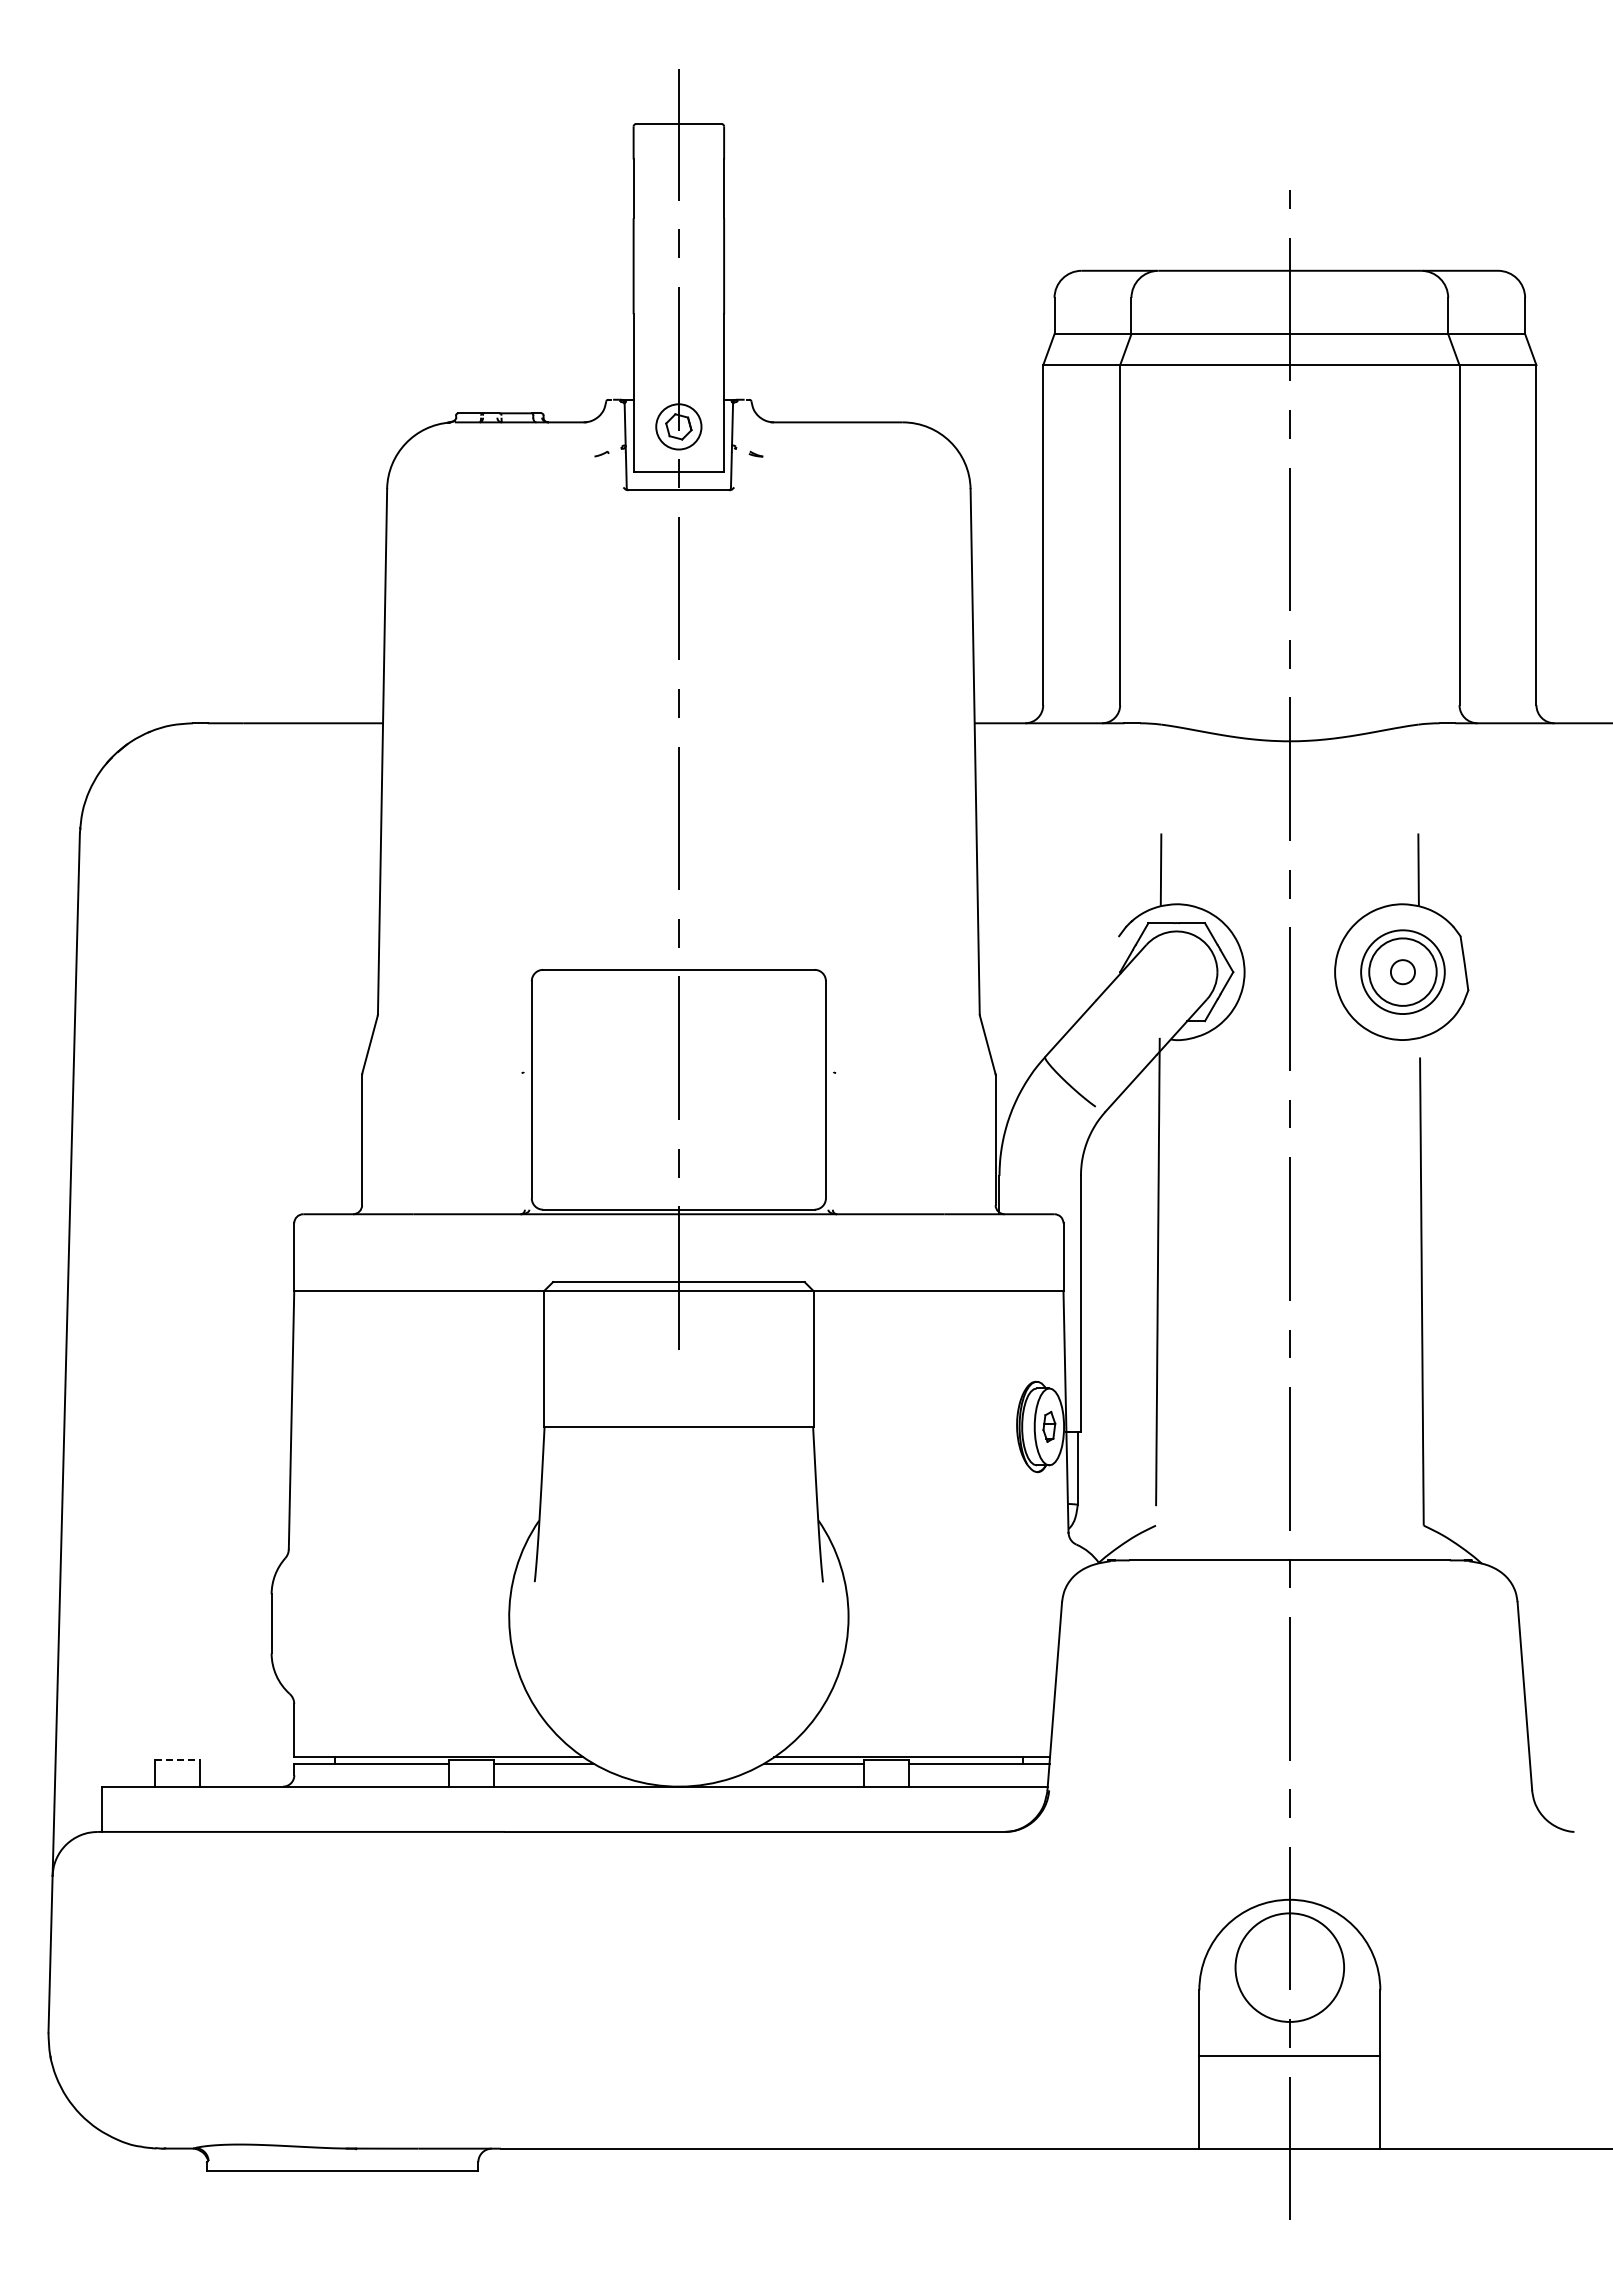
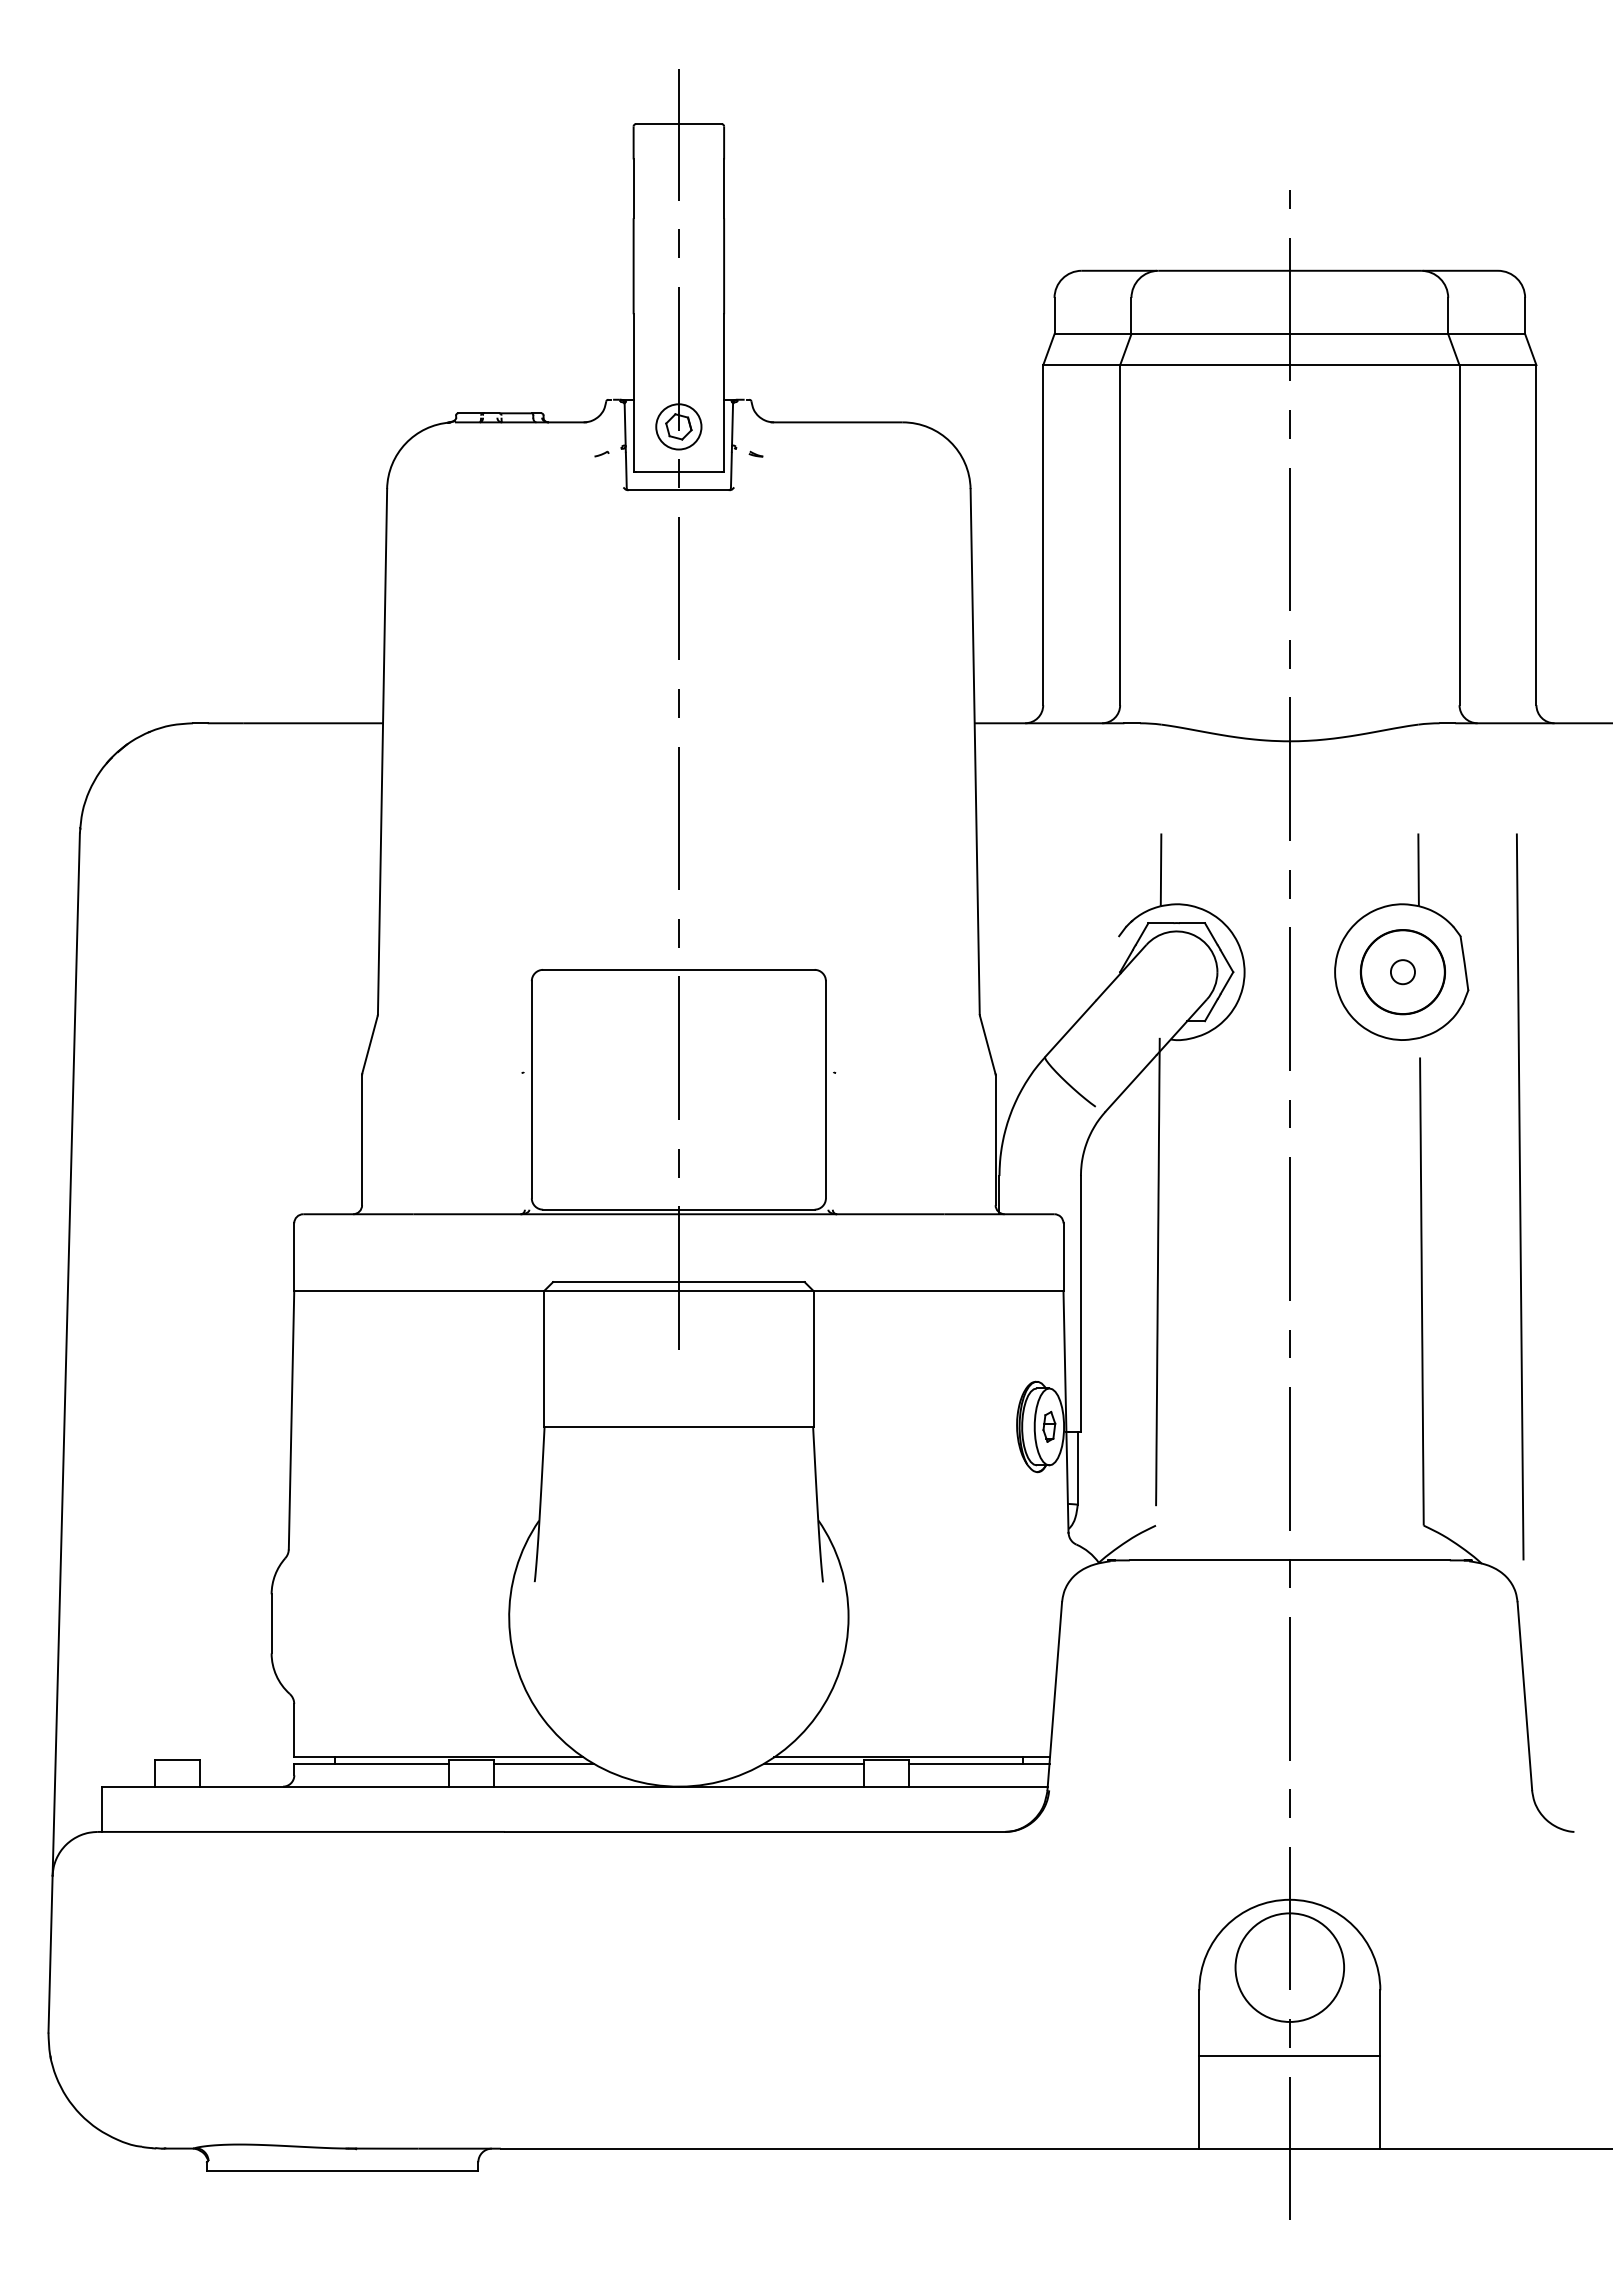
circle diameter: 67 px -> 84 px (1402, 972)
line: none -> present (1520, 1196)
line: dashed -> solid (177, 1759)
